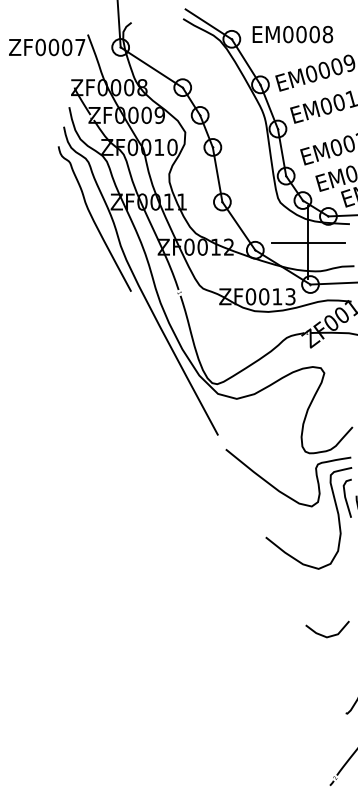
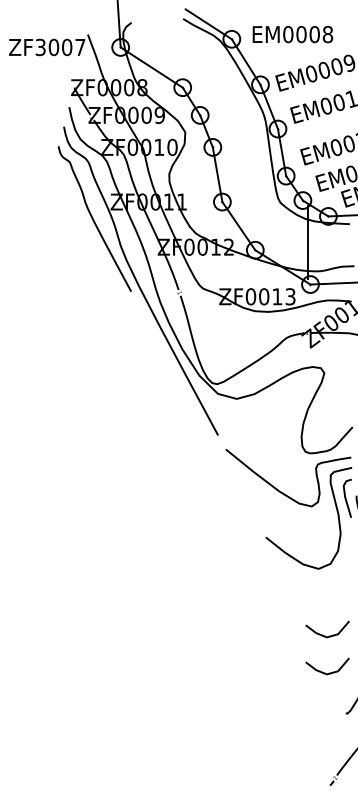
text: ZF0007 -> ZF3007 (40, 47)
line: present -> none (308, 242)
line: none -> present (325, 672)
